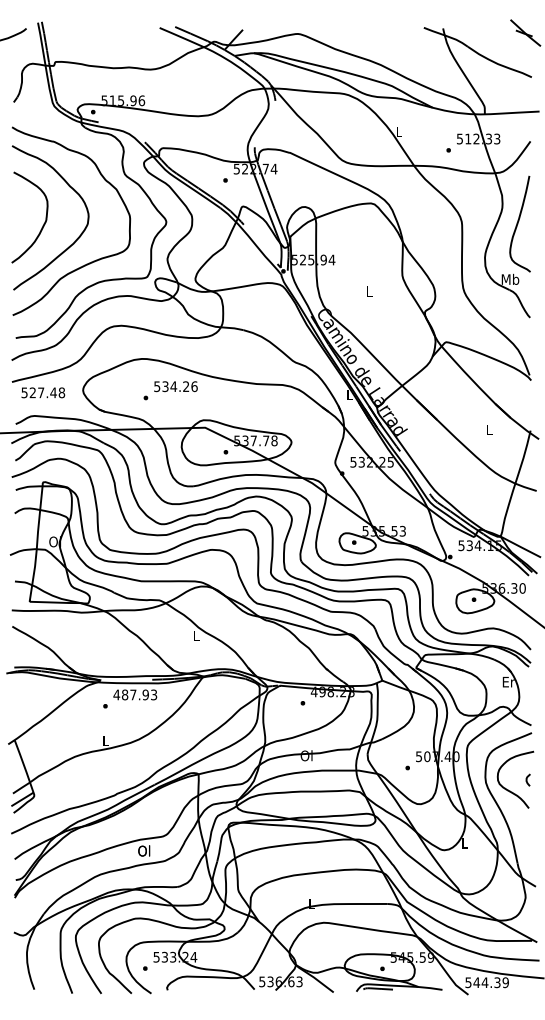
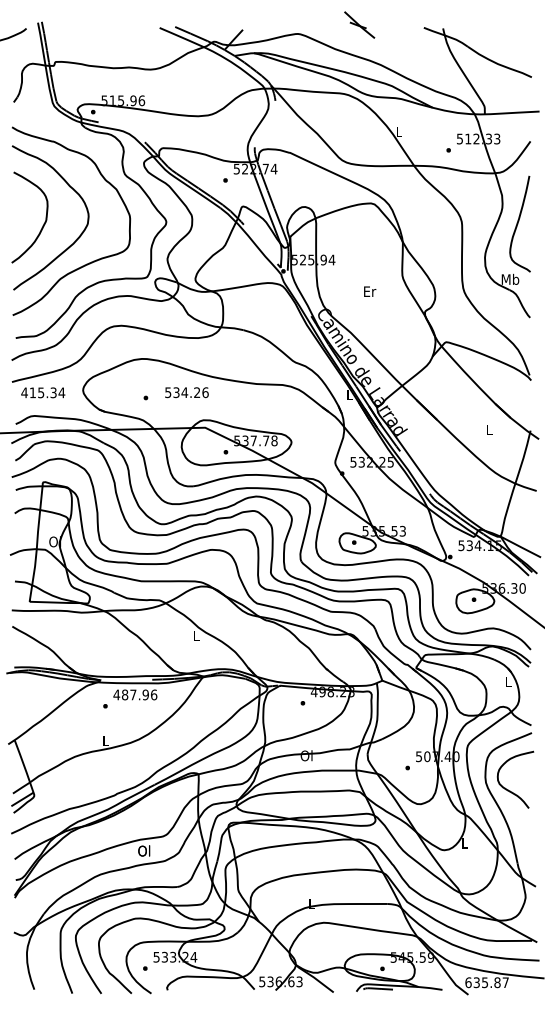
part position: (525, 32) -> (359, 24) (359, 24)
text: L -> Er (370, 291)
text position: (175, 386) -> (186, 392) (186, 392)
text: 527.48 -> 415.34 (42, 392)
text: Er -> L (508, 681)
text: 487.93 -> 487.96 (154, 694)
curve: present -> none (527, 779)
text: 544.39 -> 635.87 (486, 982)
